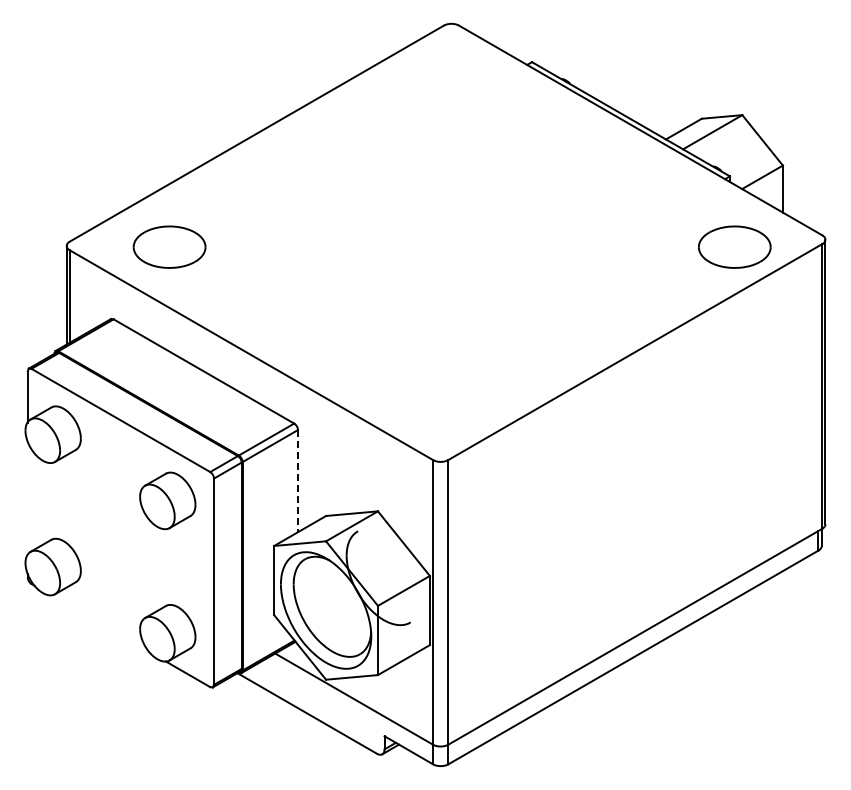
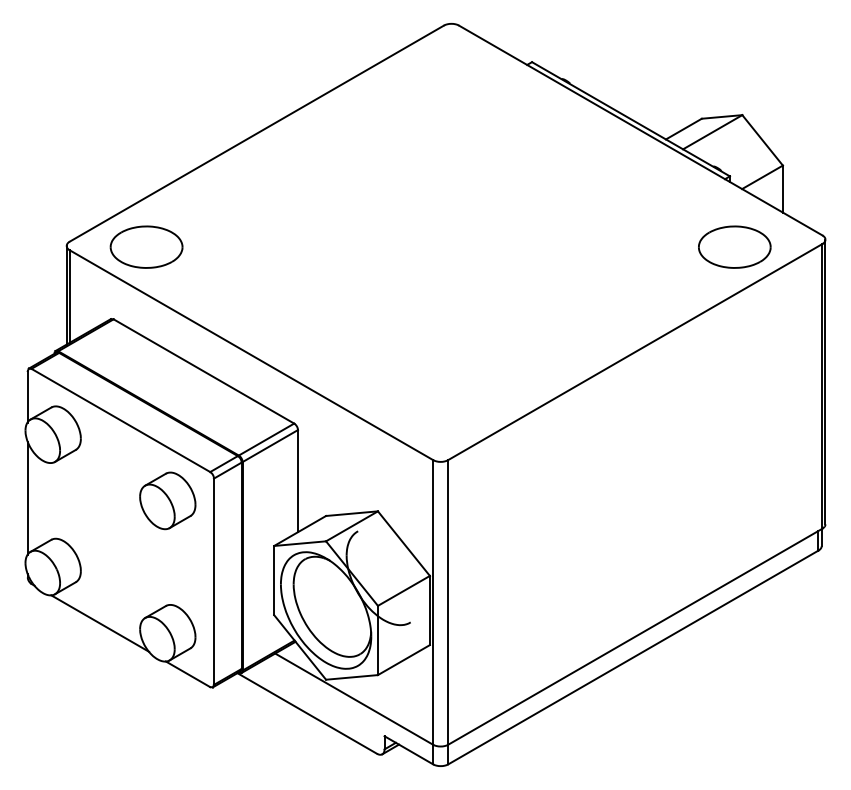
part position: (169, 246) -> (146, 246) (146, 246)
line: dashed -> solid (297, 481)
line: none -> present (27, 497)
line: none -> present (100, 623)
